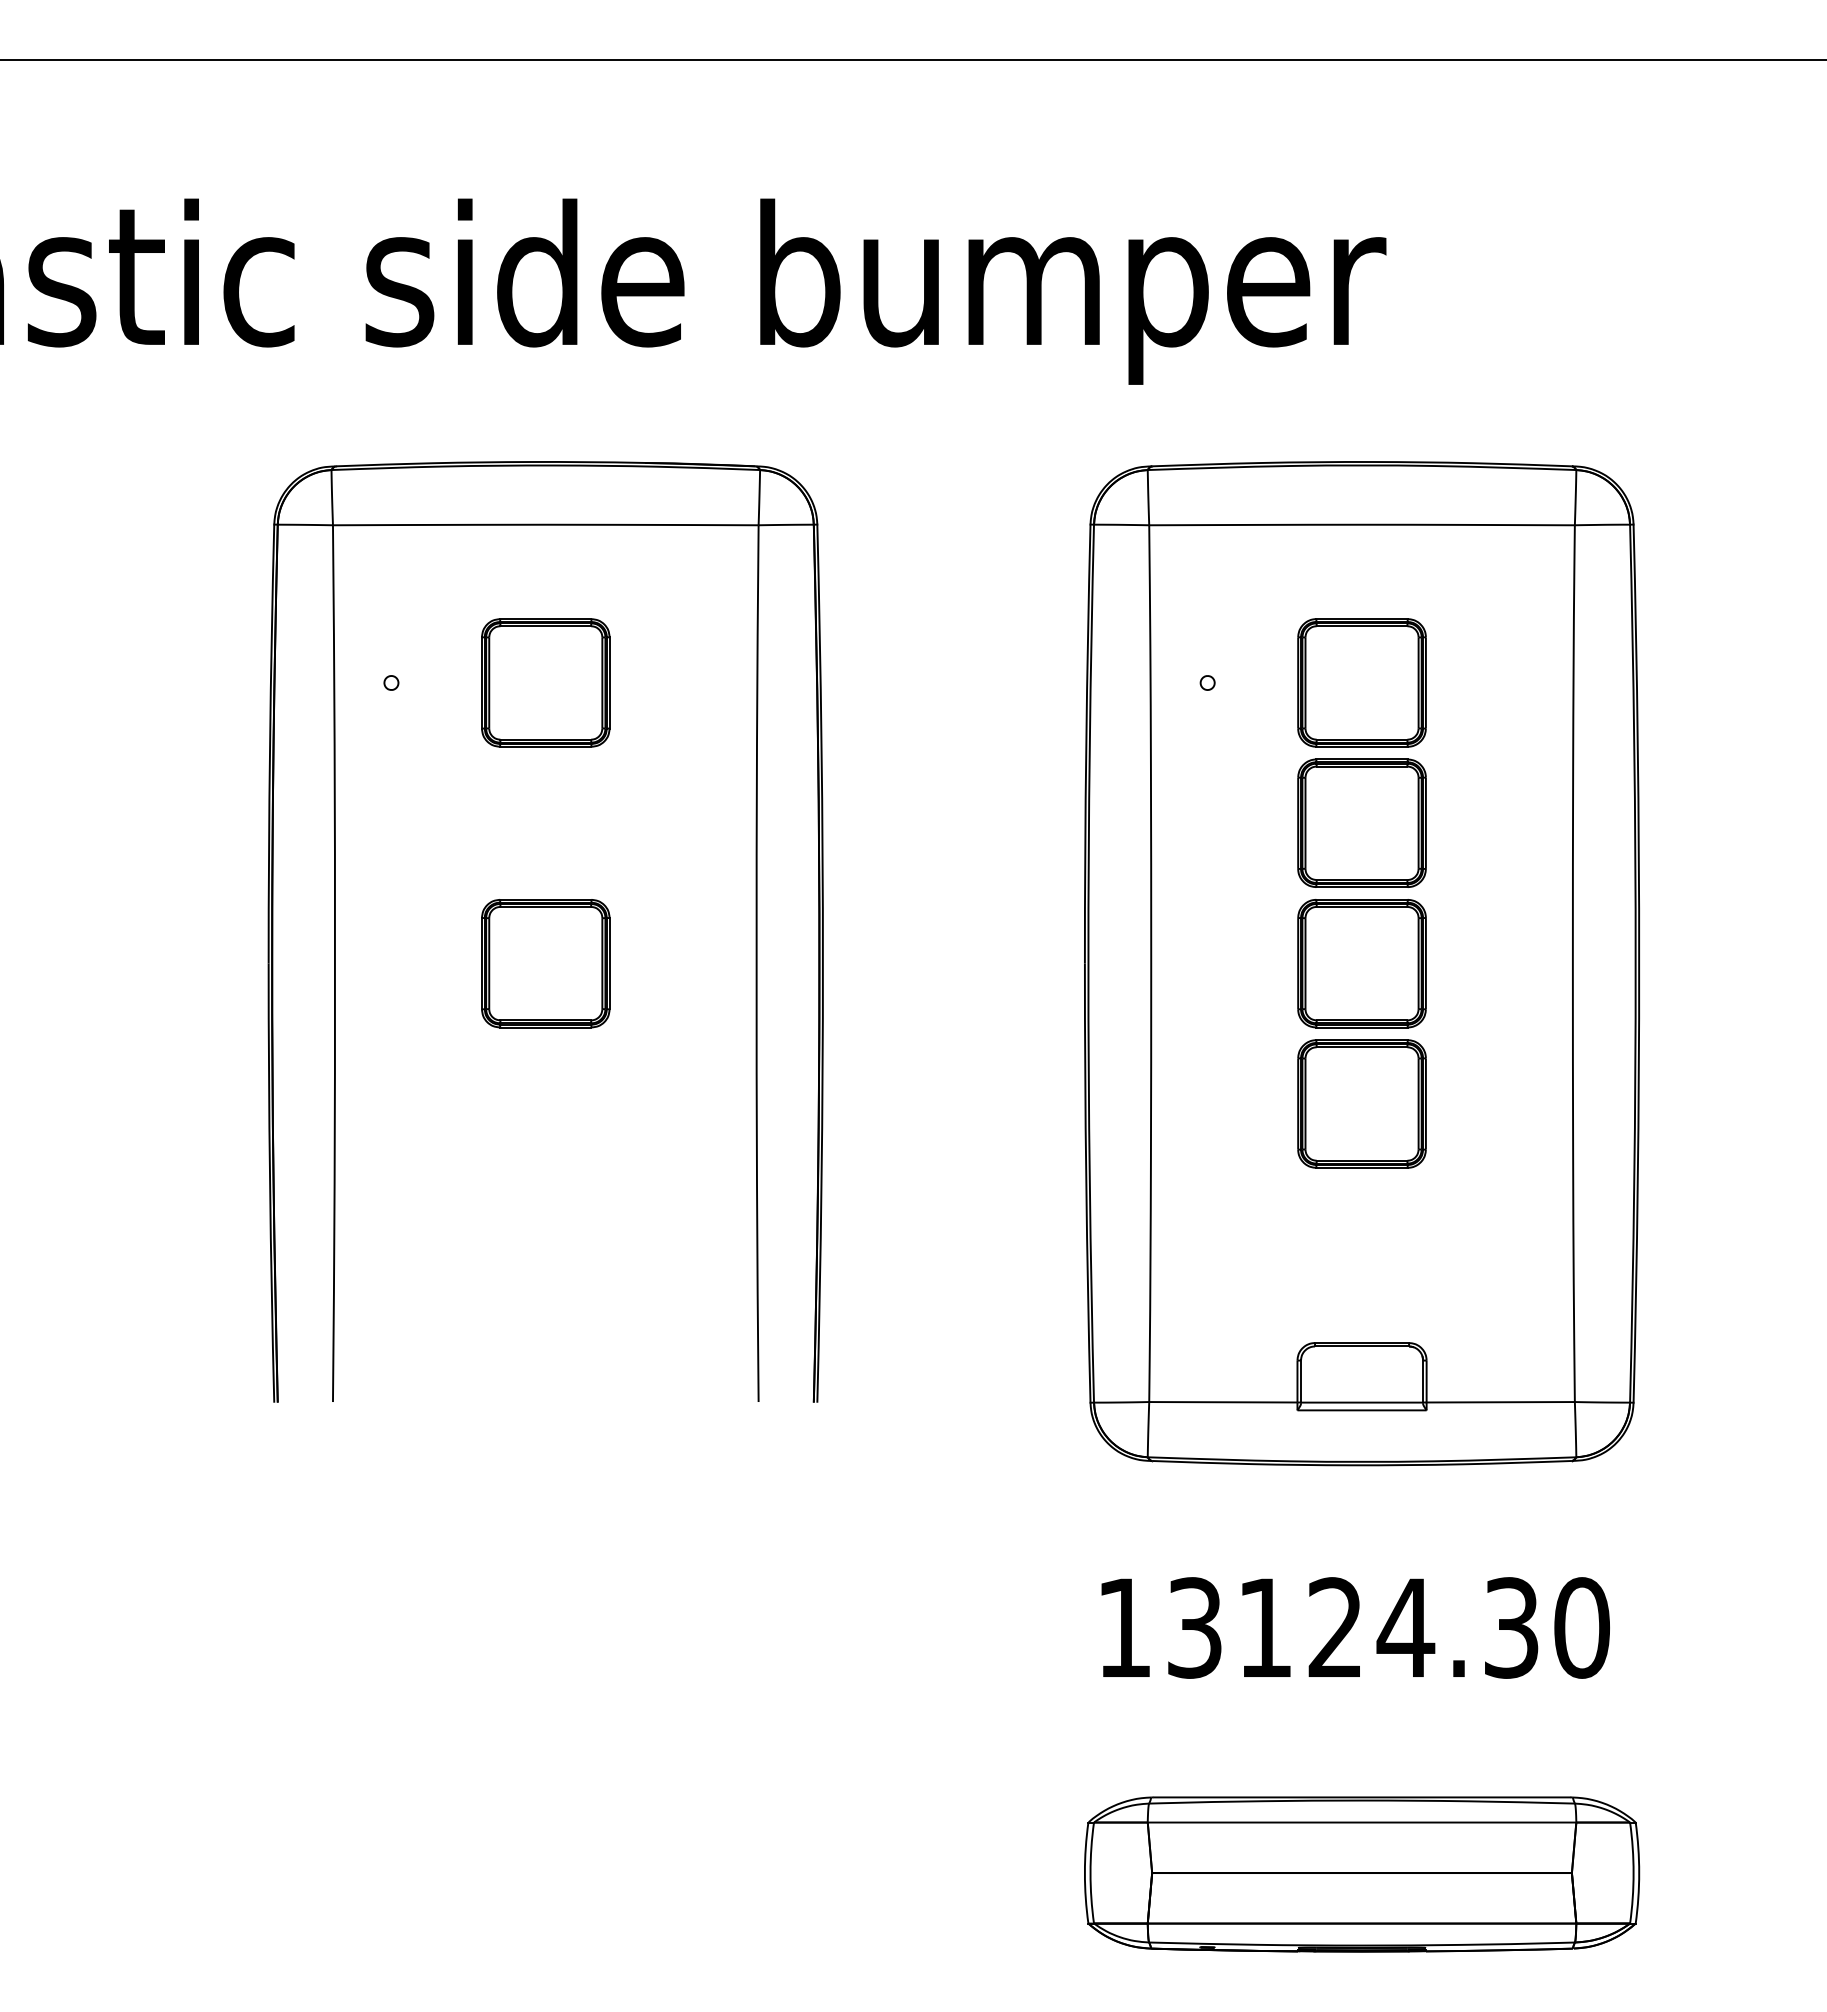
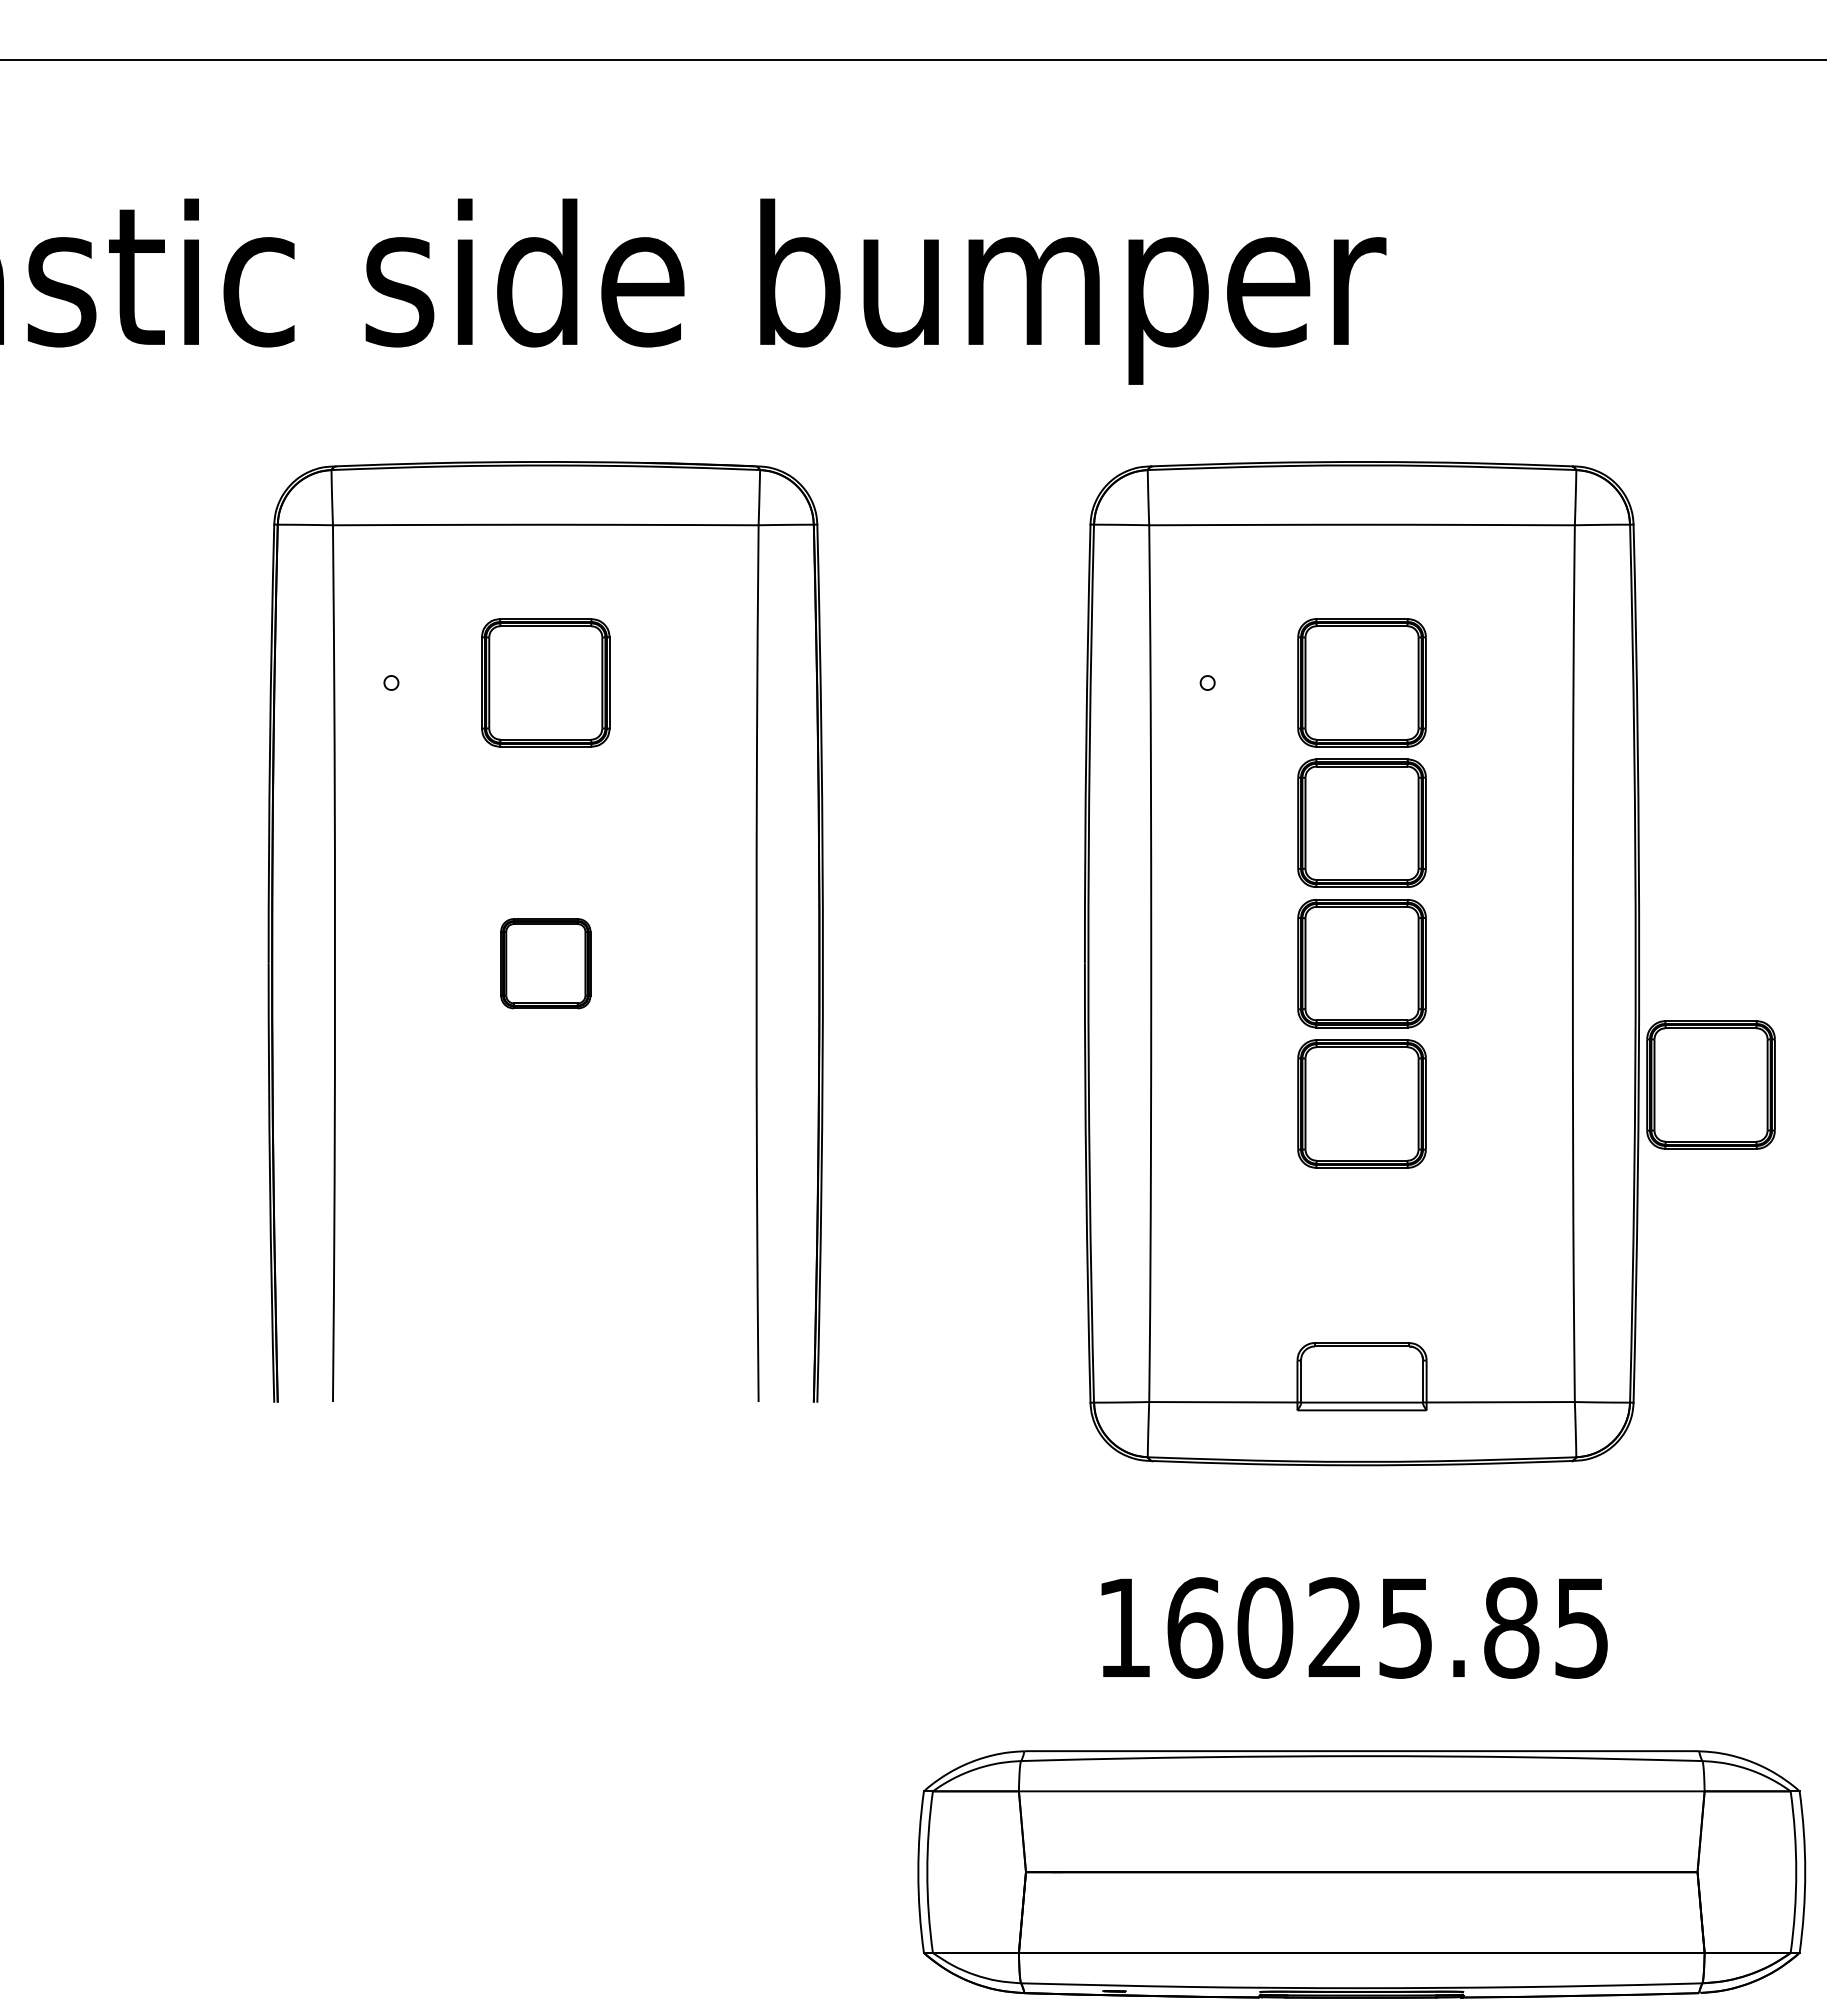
part size: 130x130 px -> 92x92 px (545, 963)
part: none -> present (1710, 1084)
text: 13124.30 -> 16025.85 (1388, 1627)
part size: 557x157 px -> 890x249 px (1361, 1874)
